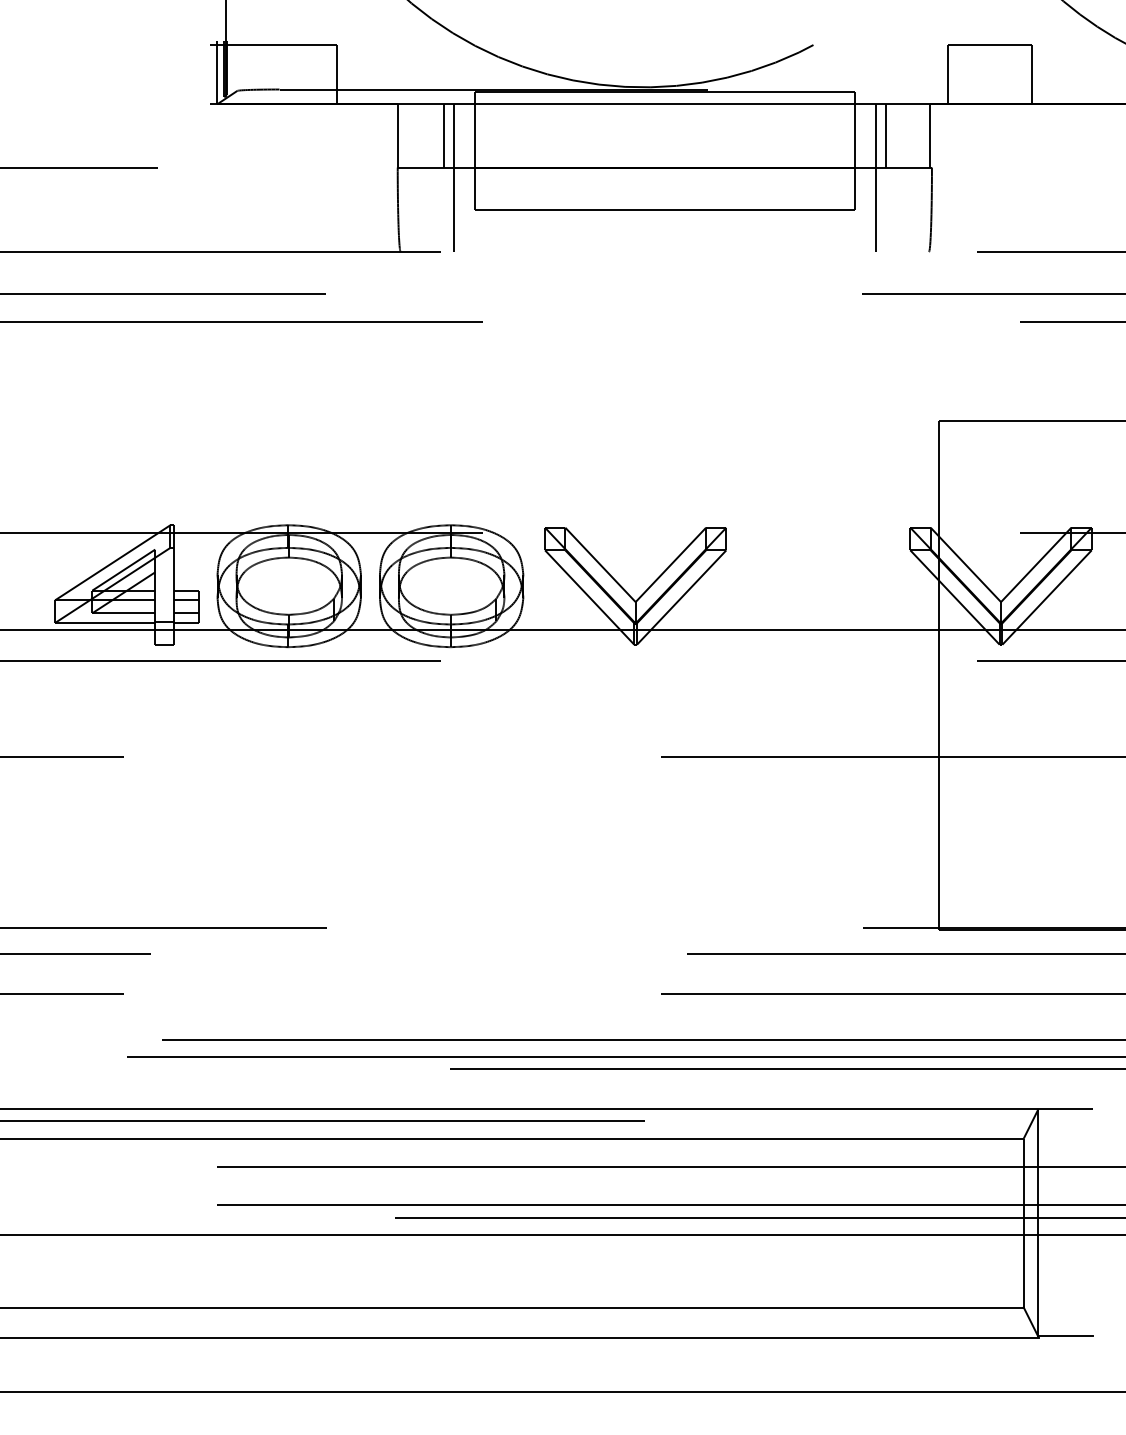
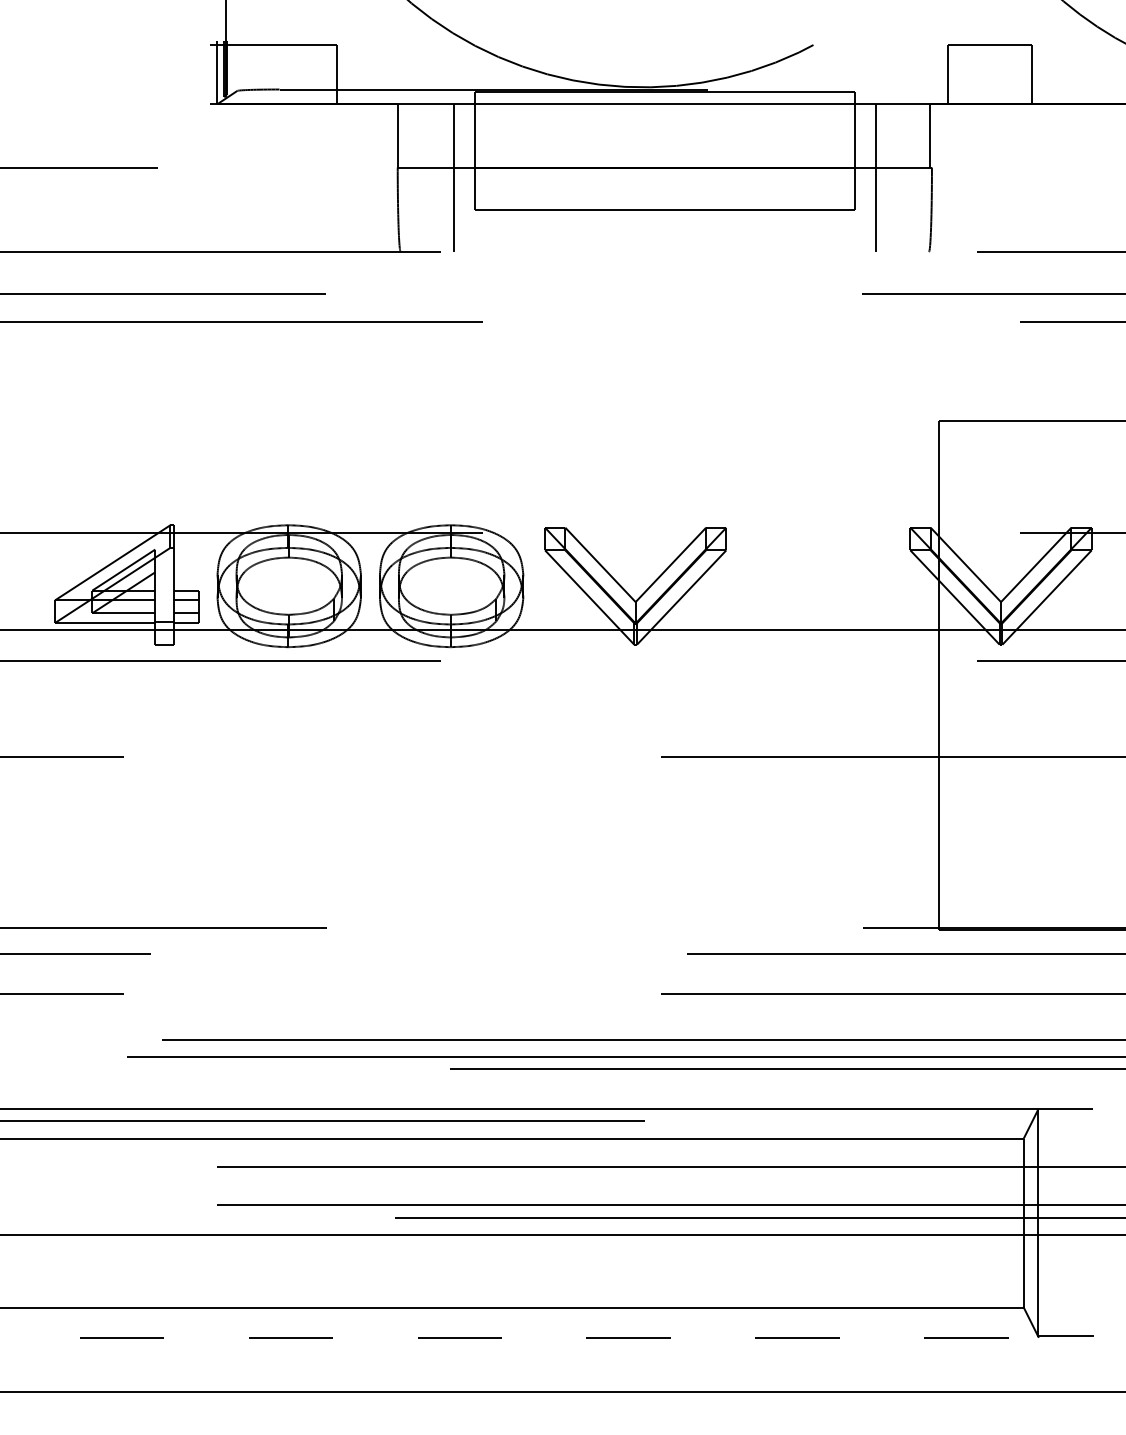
line: present -> none (443, 135)
line: present -> none (886, 135)
line: solid -> dashed (519, 1337)
